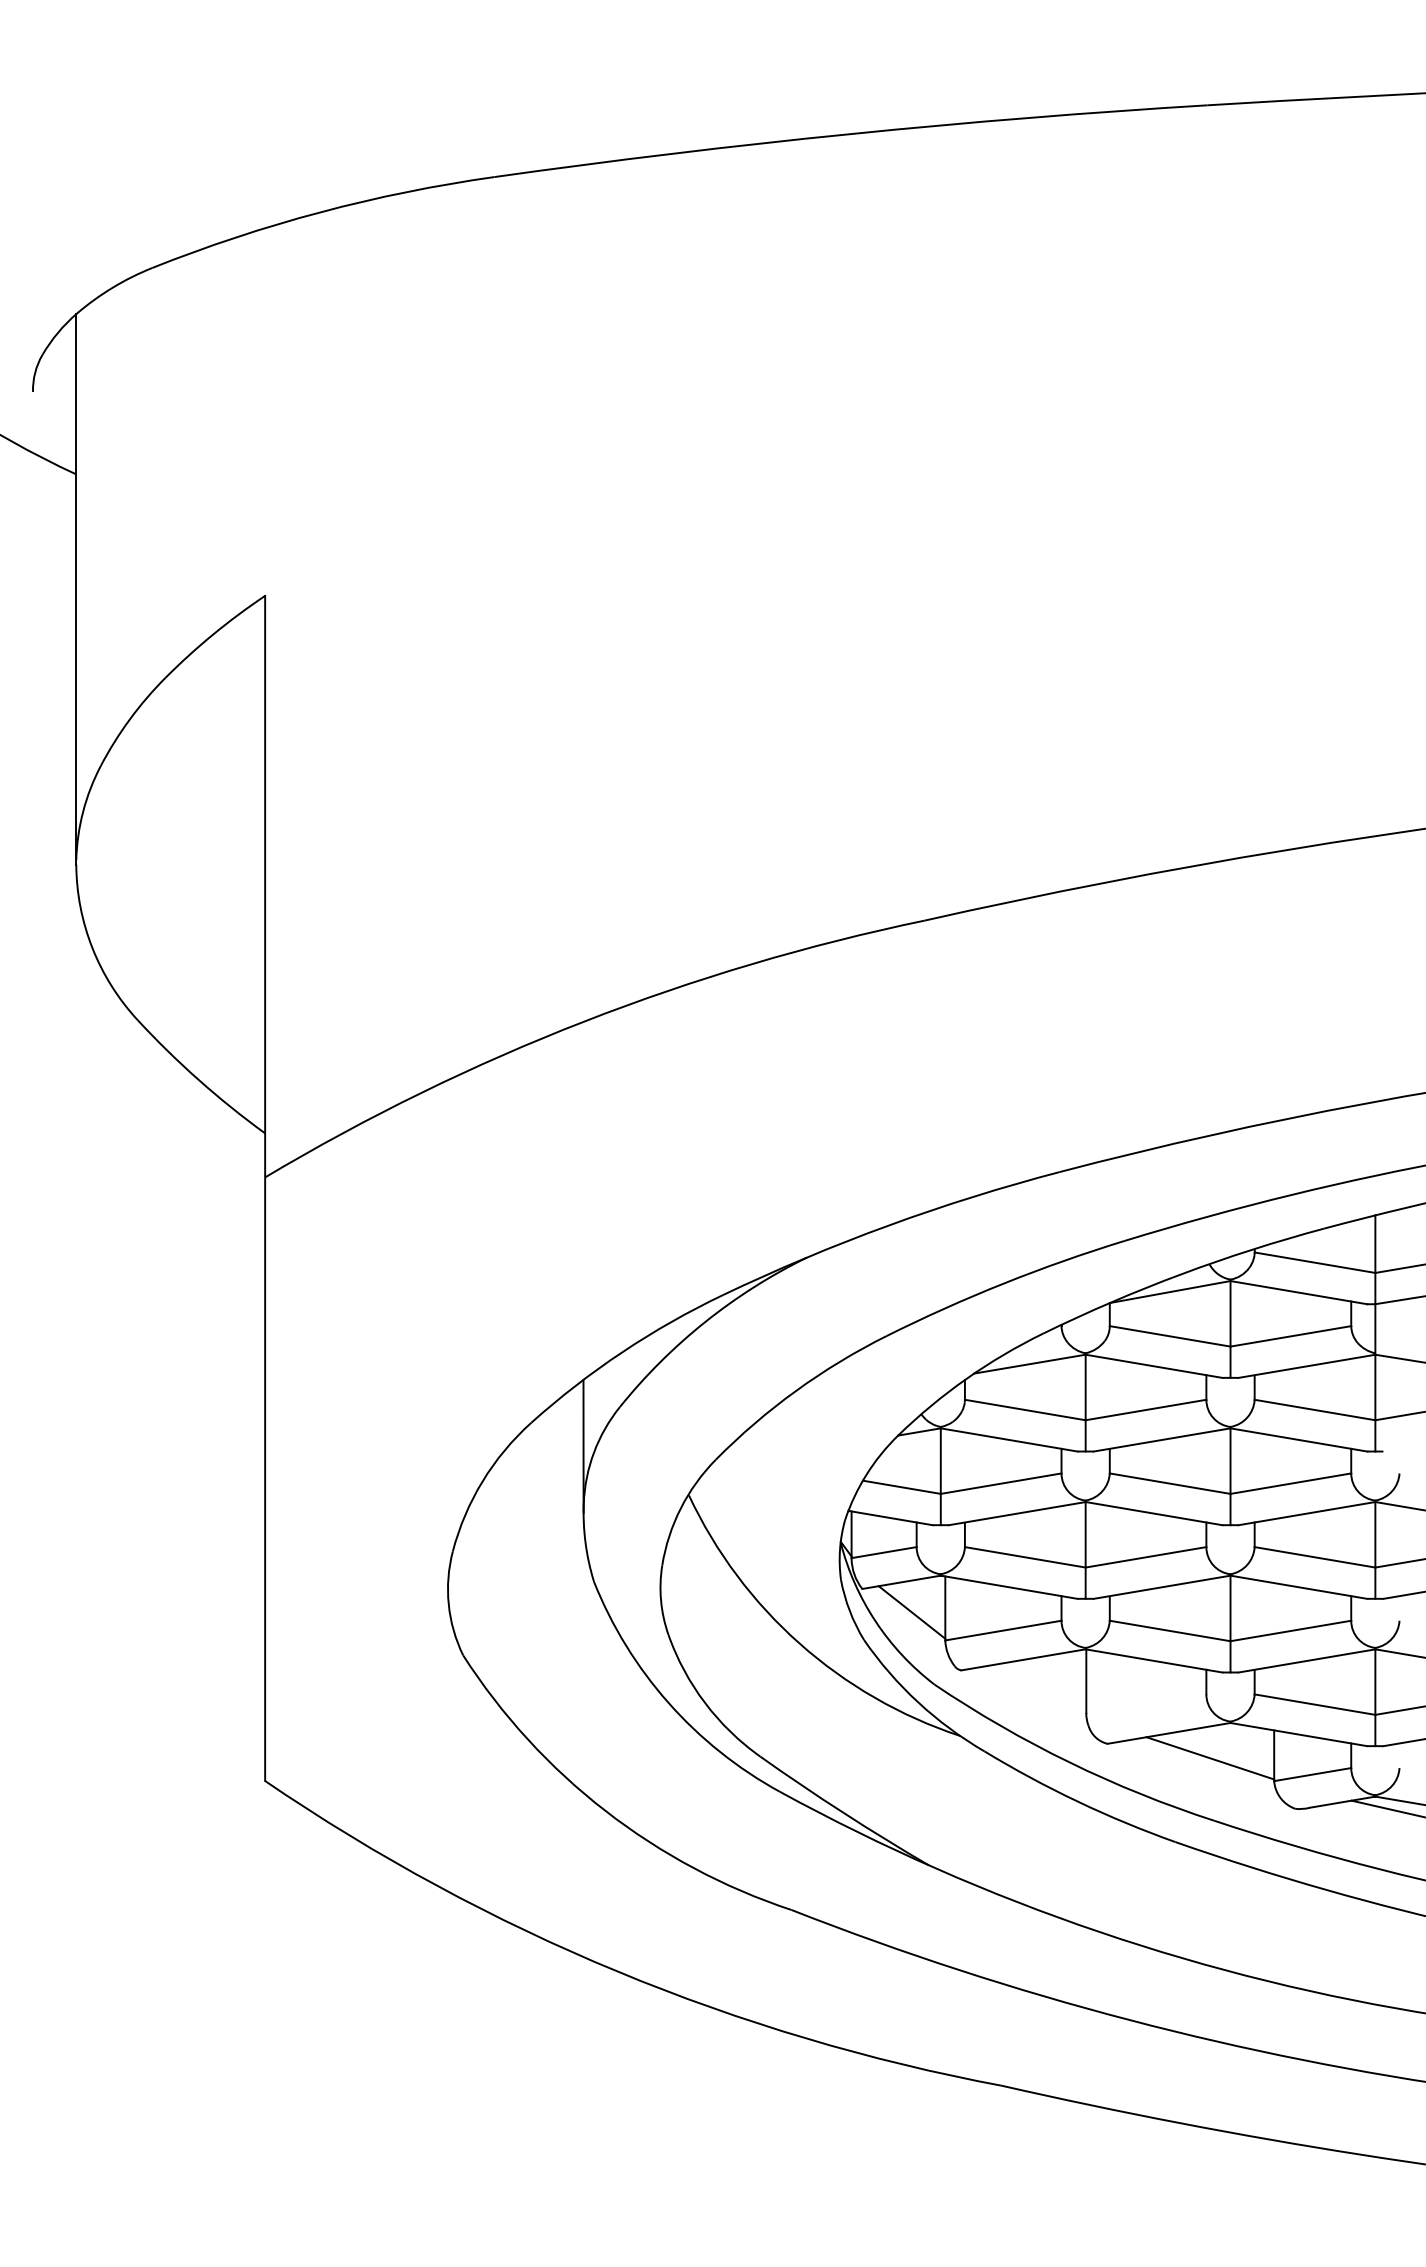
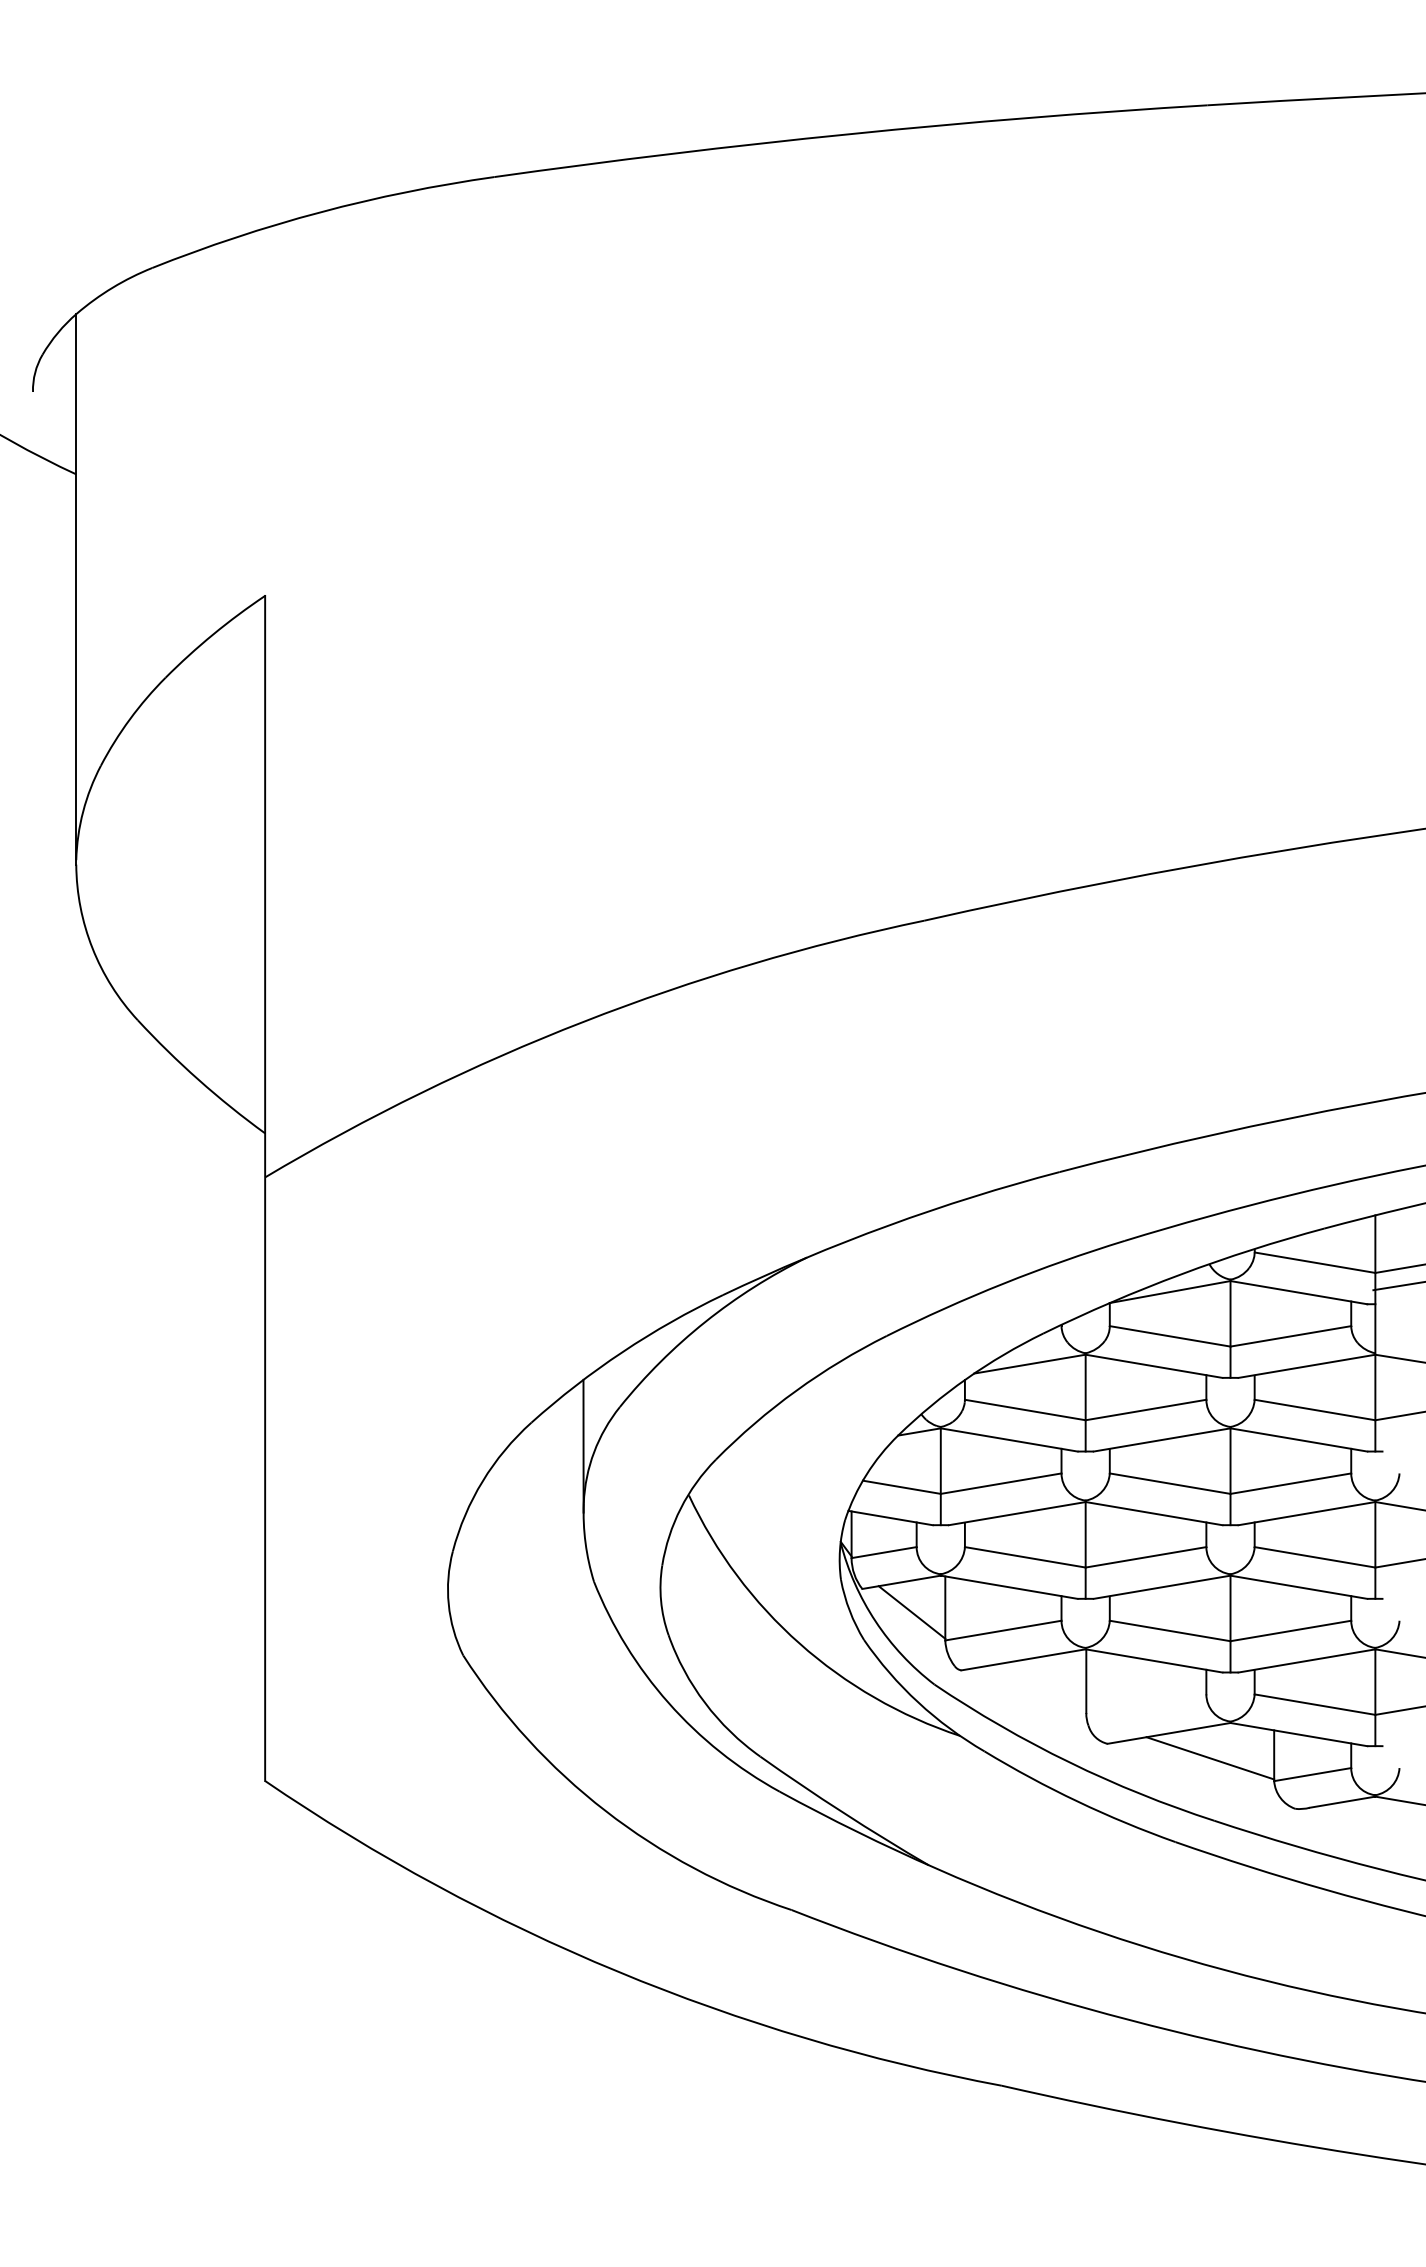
line position: (1398, 1300) -> (1397, 1286) (1397, 1286)
line: present -> none (1402, 1595)
line: present -> none (1402, 1742)
line: present -> none (1386, 1808)
